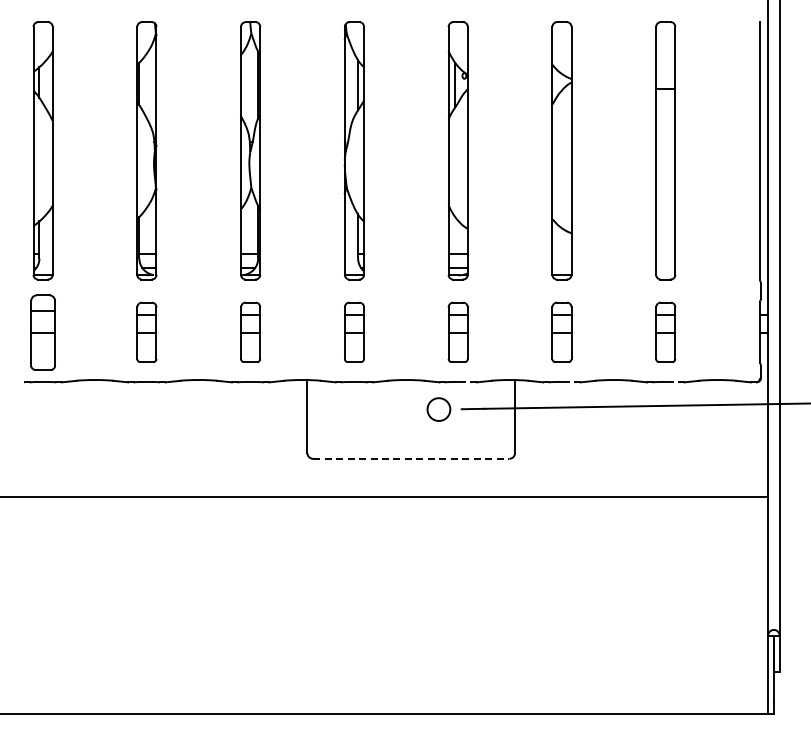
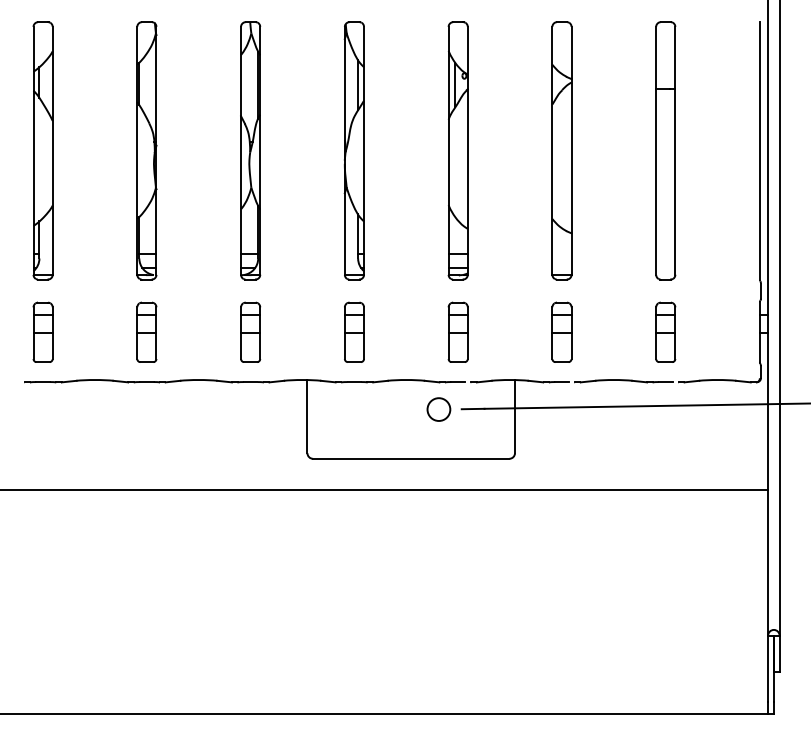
part size: 26x77 px -> 22x62 px (42, 331)
line: dashed -> solid (411, 458)
line position: (385, 496) -> (385, 489) (385, 489)
